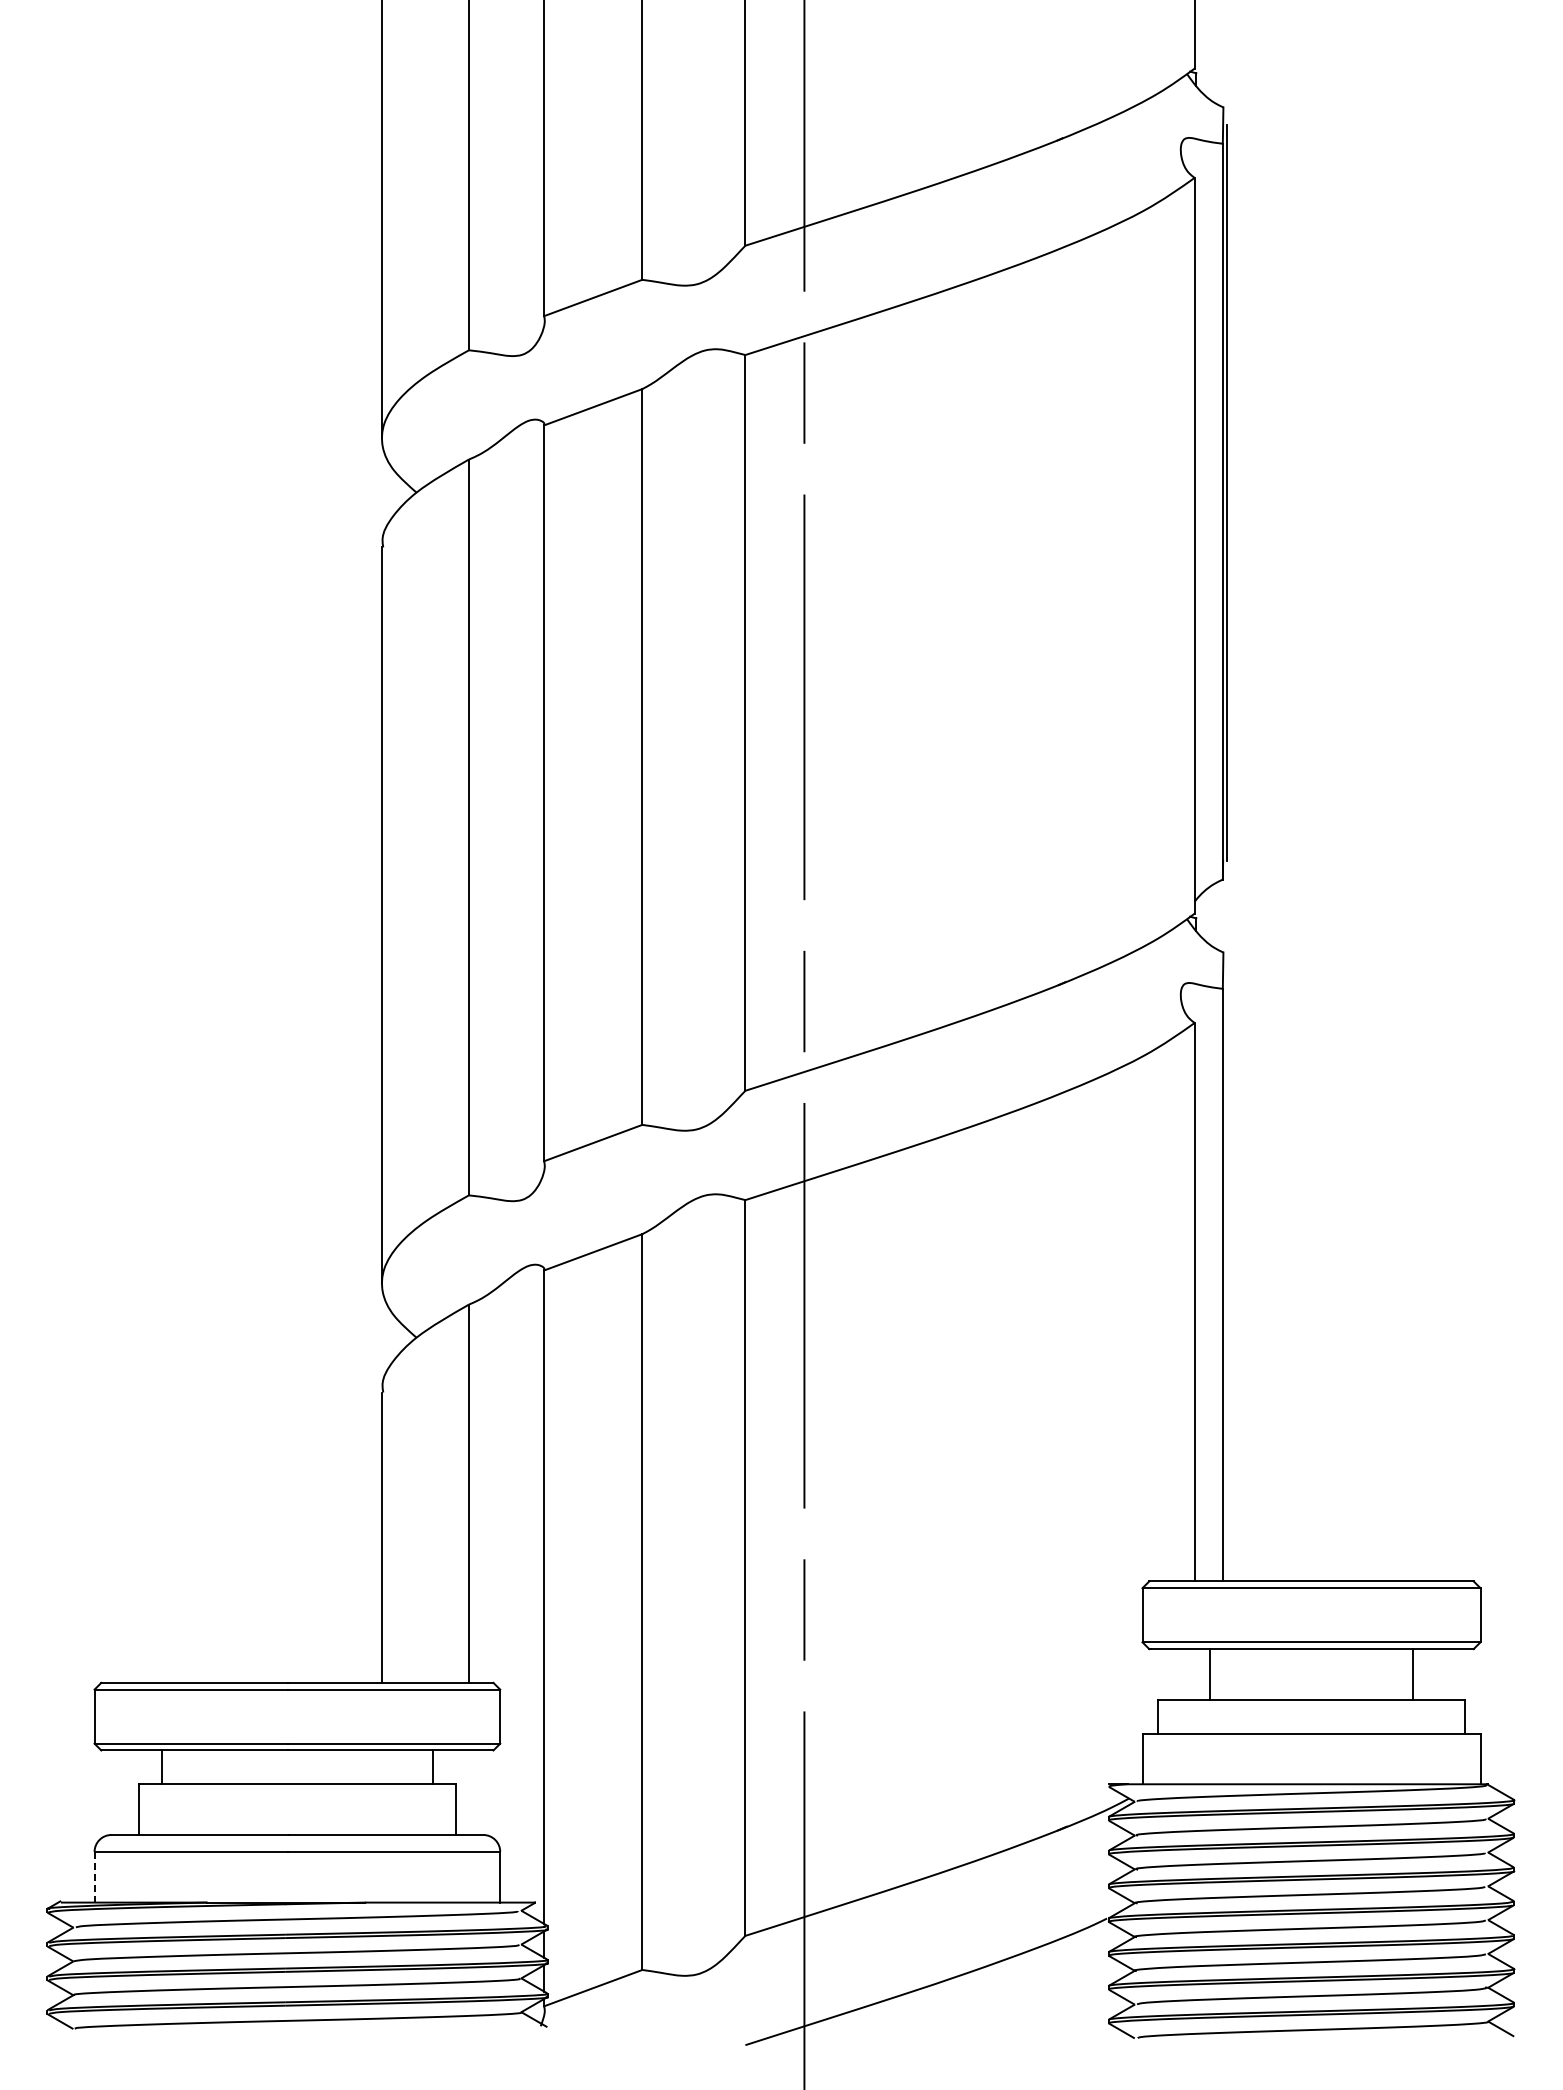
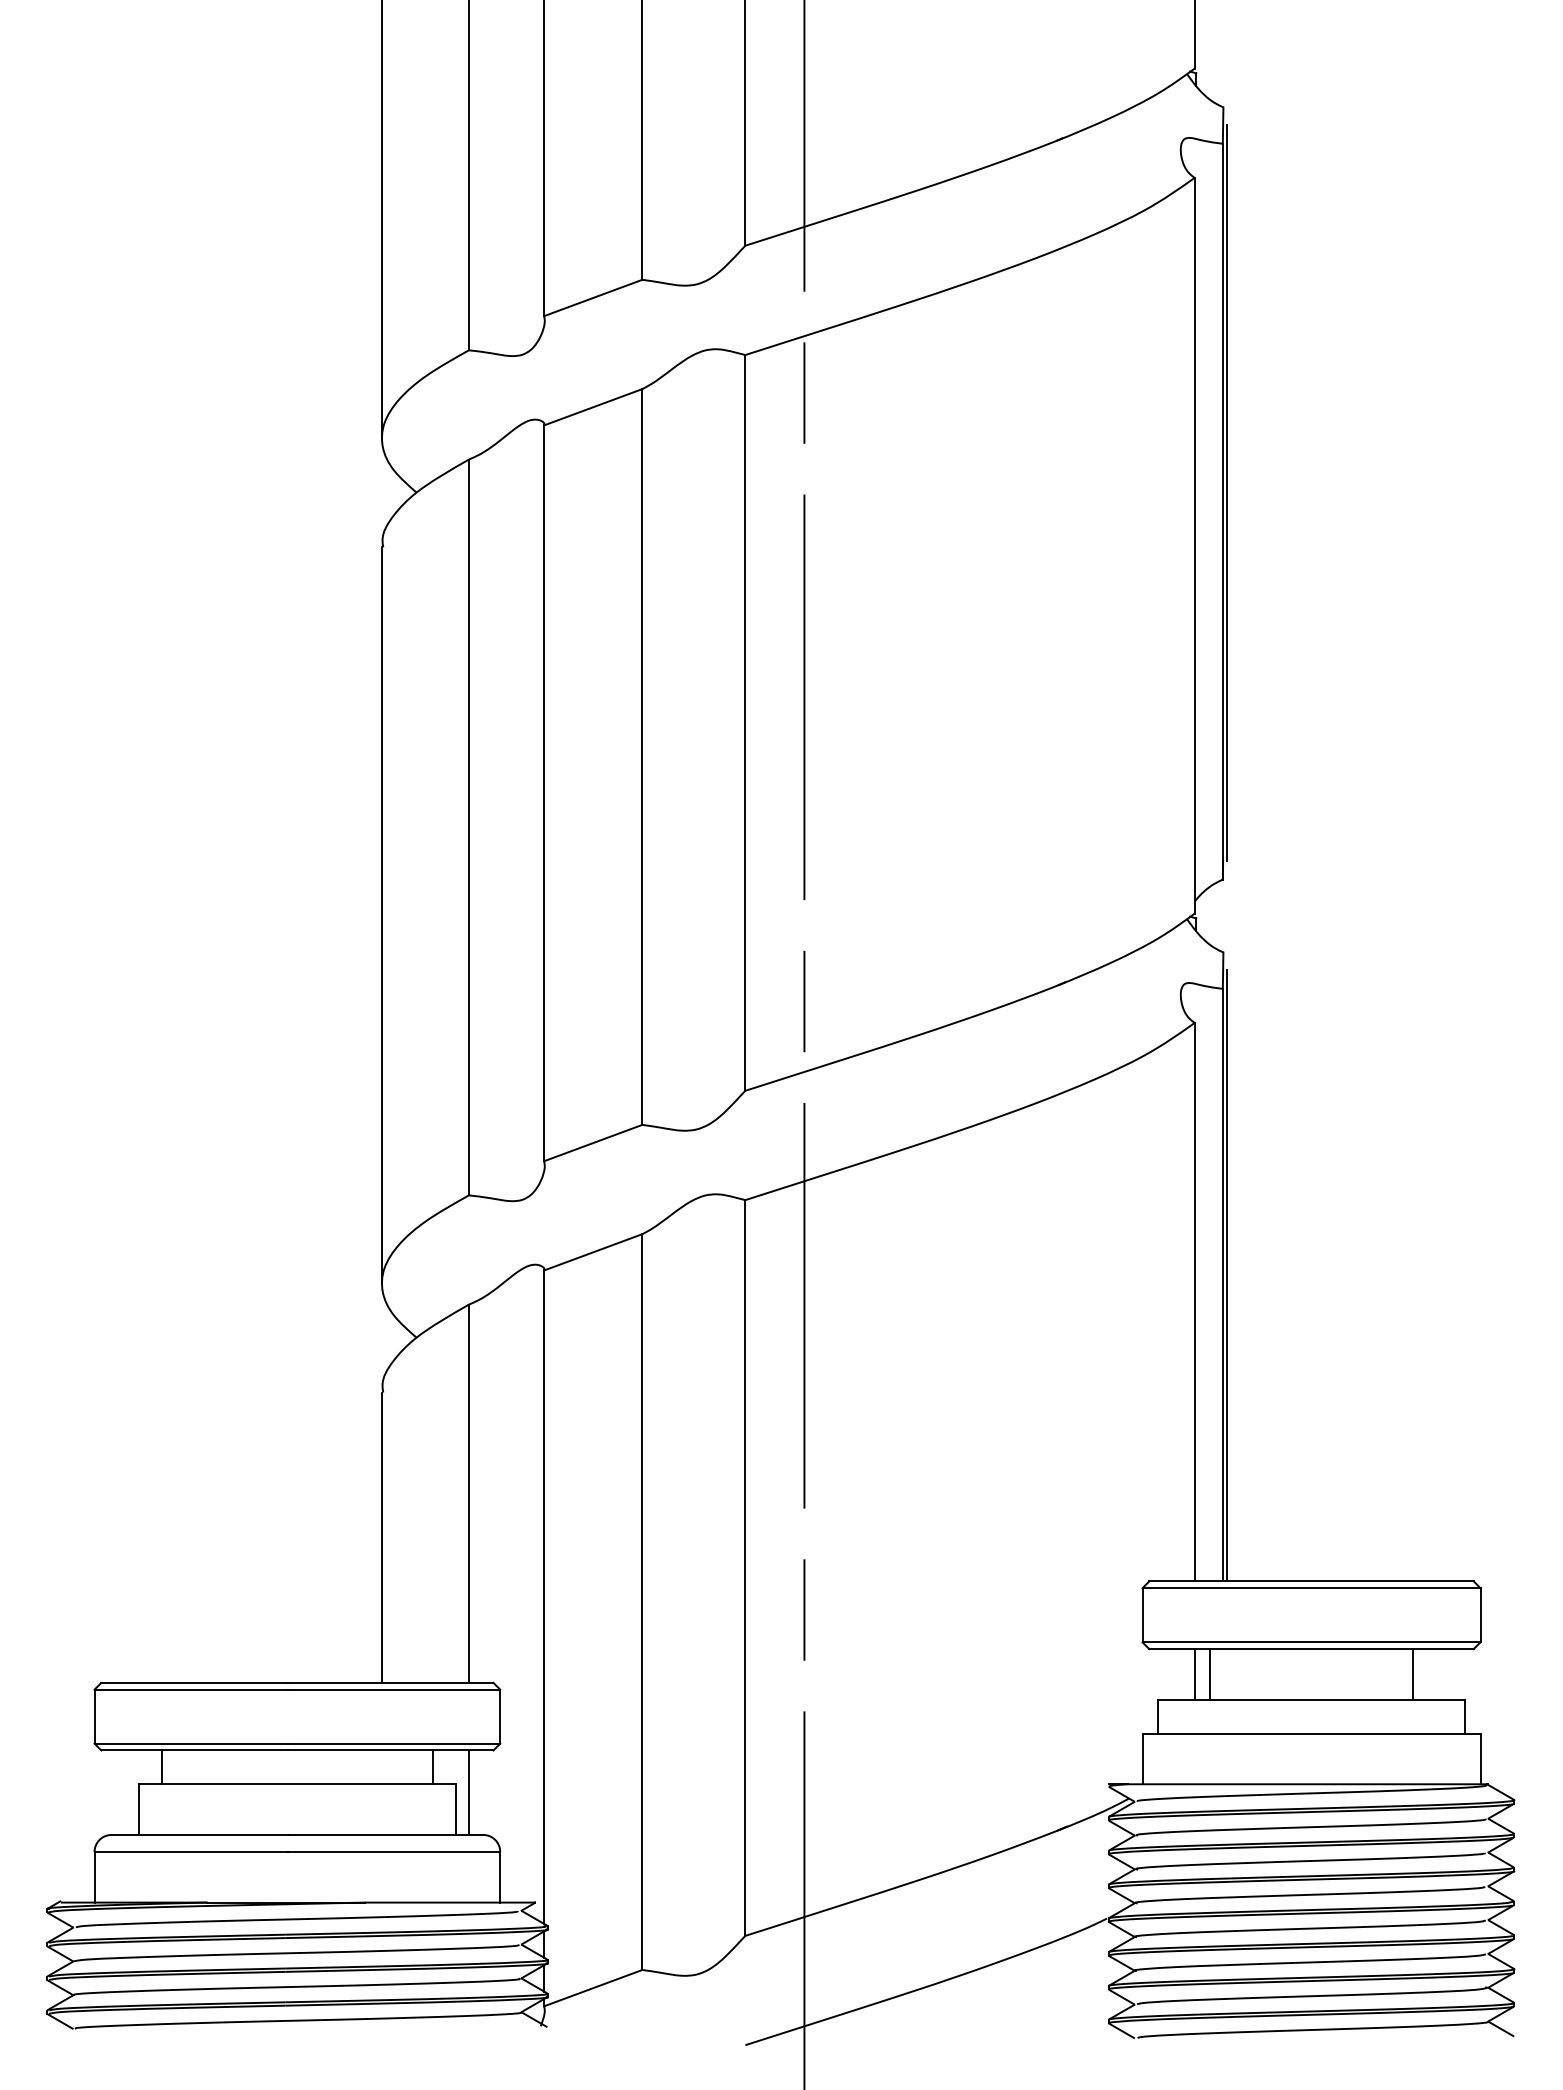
line: none -> present (1227, 1275)
line: none -> present (1194, 1674)
line: none -> present (468, 1792)
line: dashed -> solid (94, 1877)
